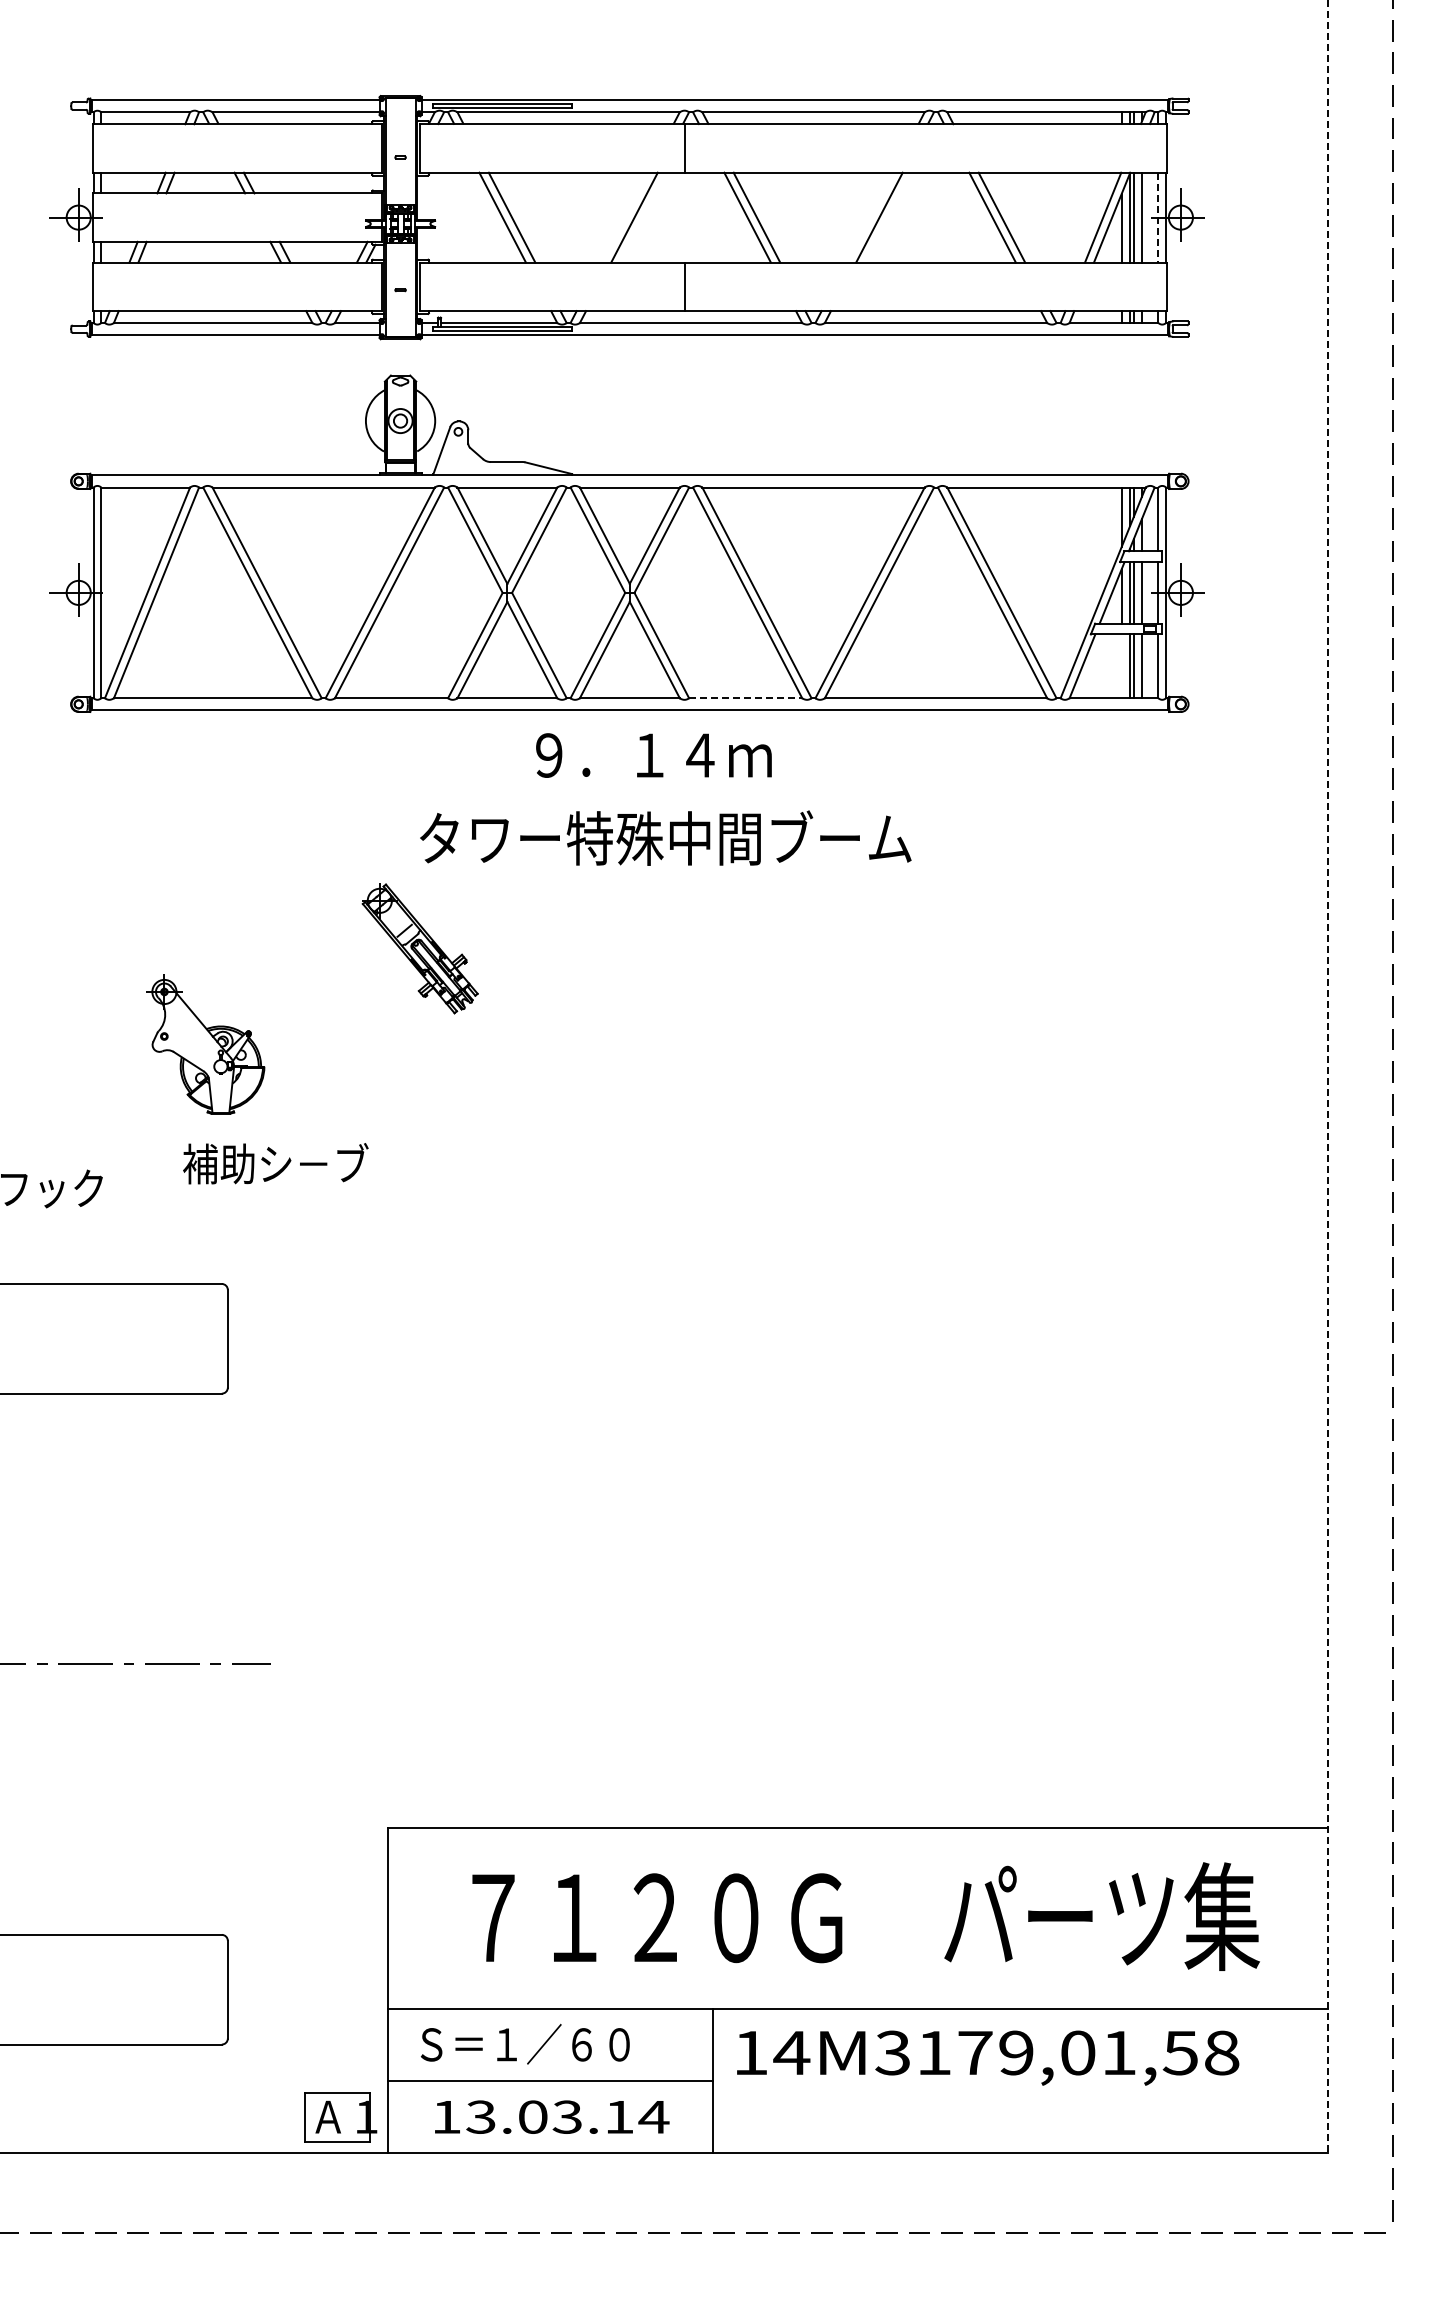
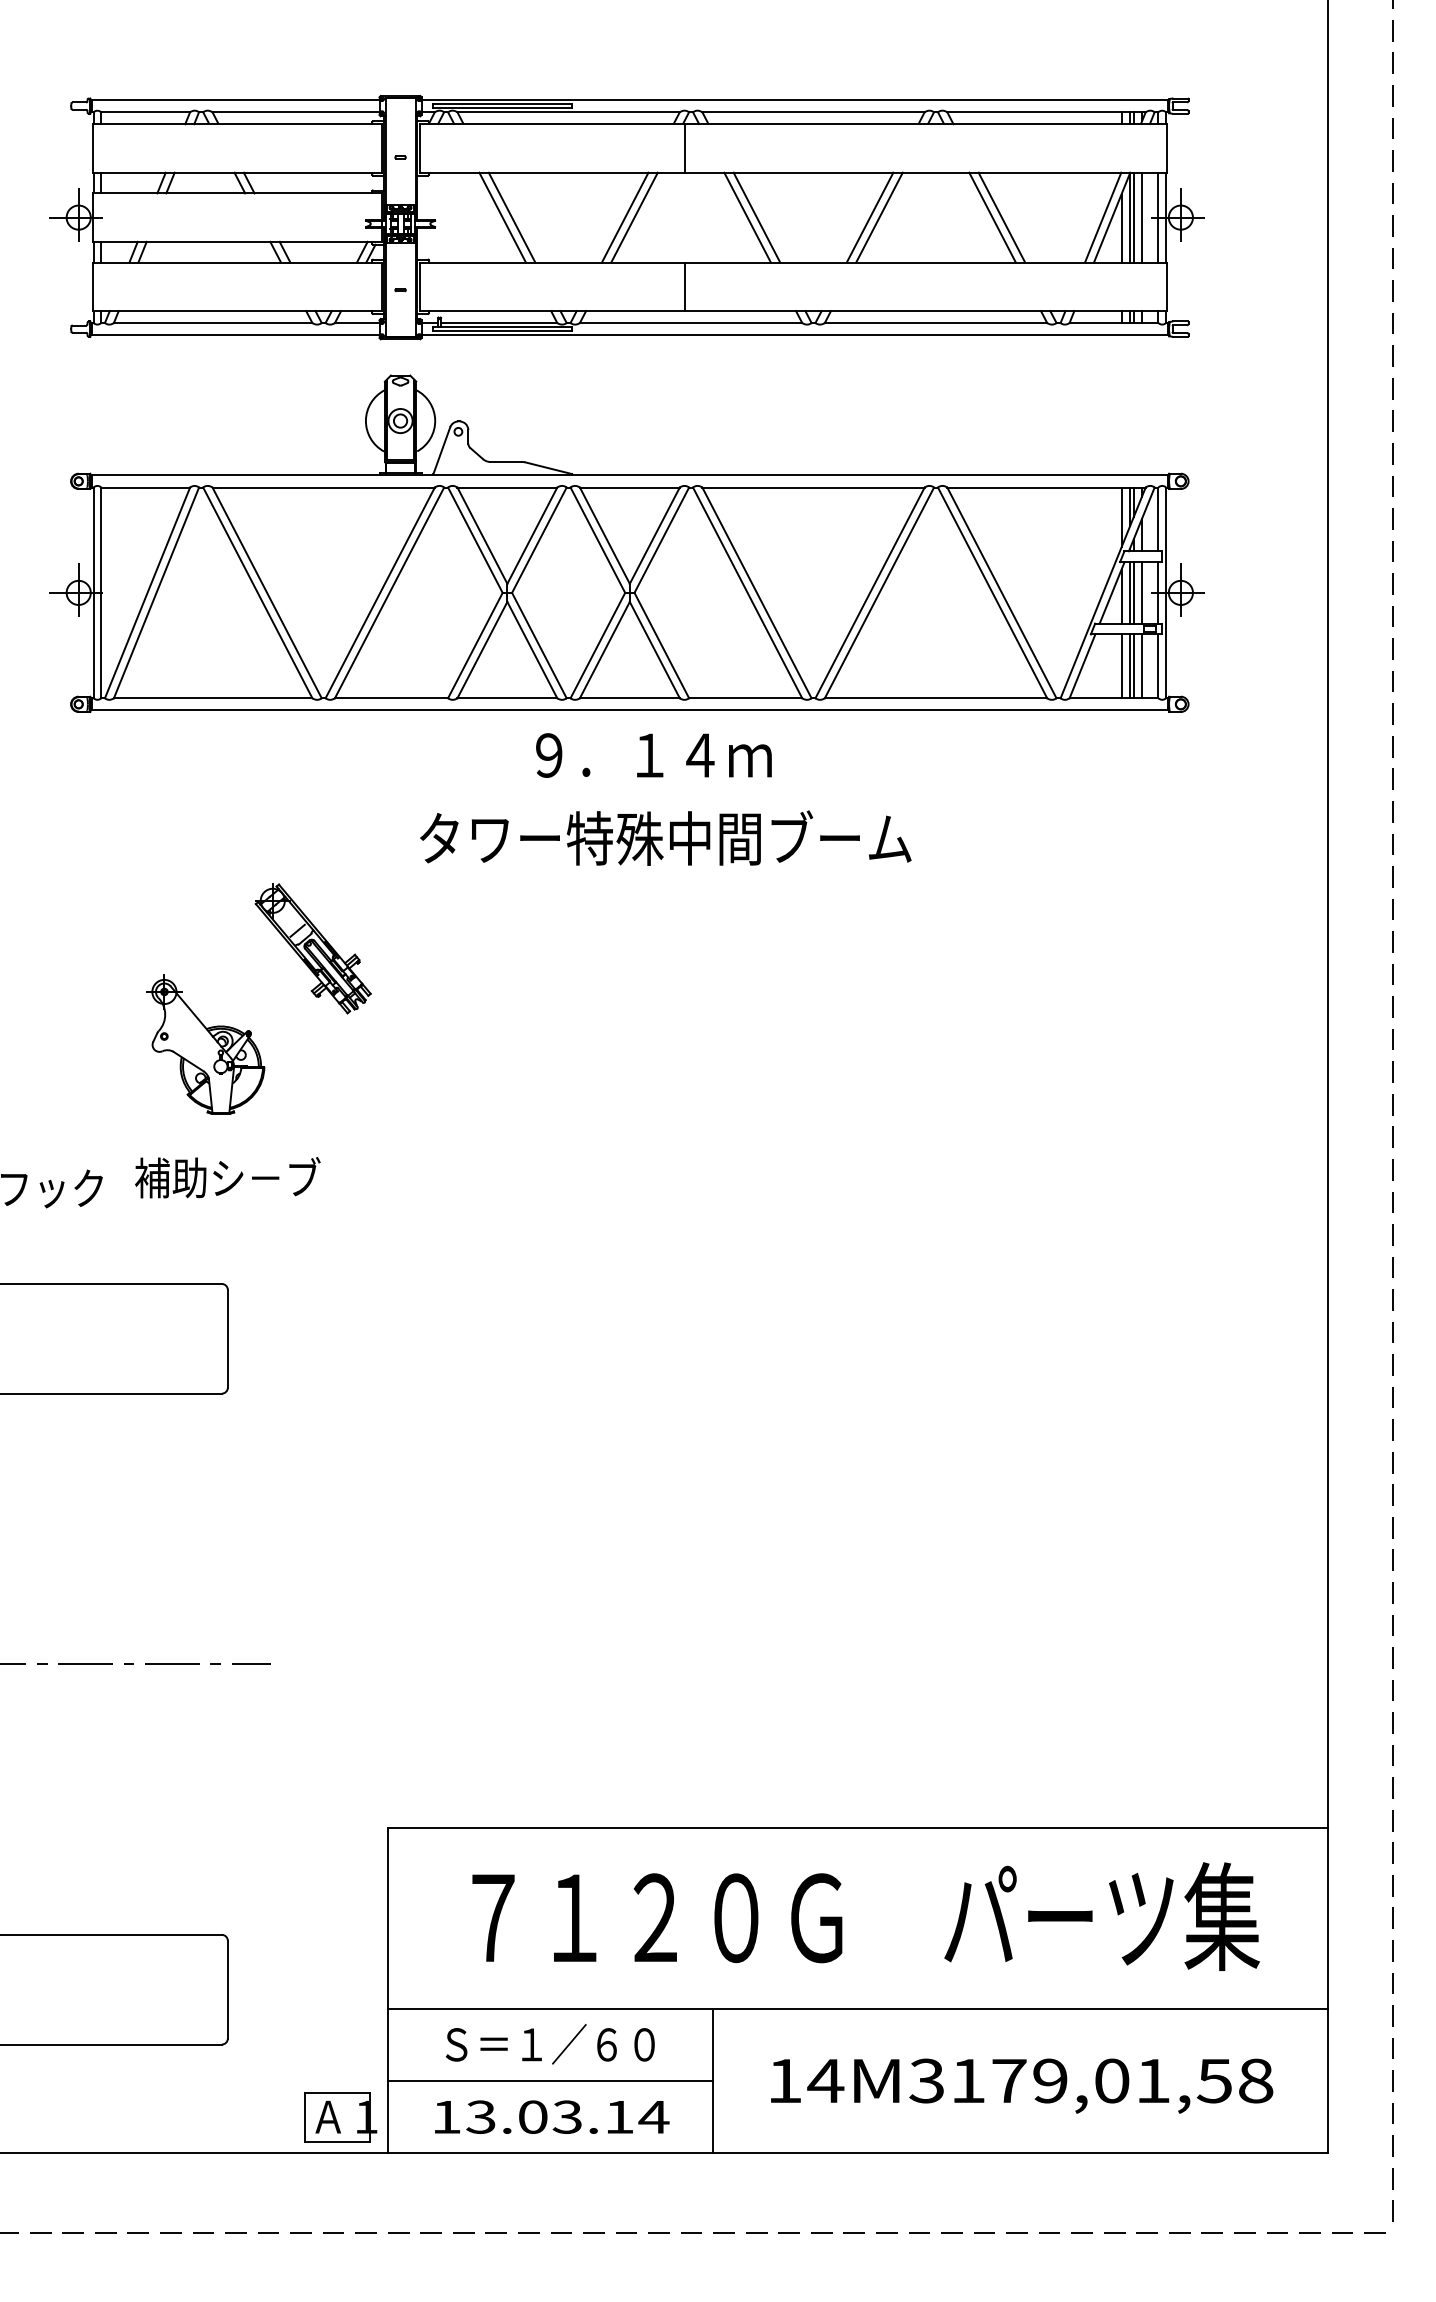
line: none -> present (624, 217)
line: none -> present (869, 217)
line: dashed -> solid (1158, 217)
line: none -> present (1121, 666)
line: dashed -> solid (745, 698)
part position: (419, 948) -> (312, 948) (312, 948)
line: dashed -> solid (1328, 1077)
text position: (275, 1163) -> (227, 1177) (227, 1177)
text position: (524, 2044) -> (549, 2044) (549, 2044)
text position: (988, 2057) -> (1022, 2085) (1022, 2085)
